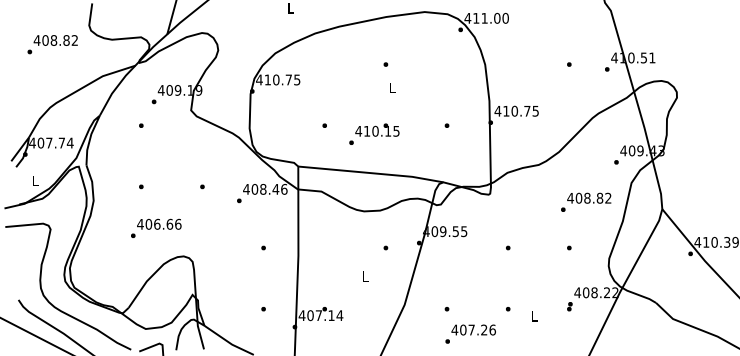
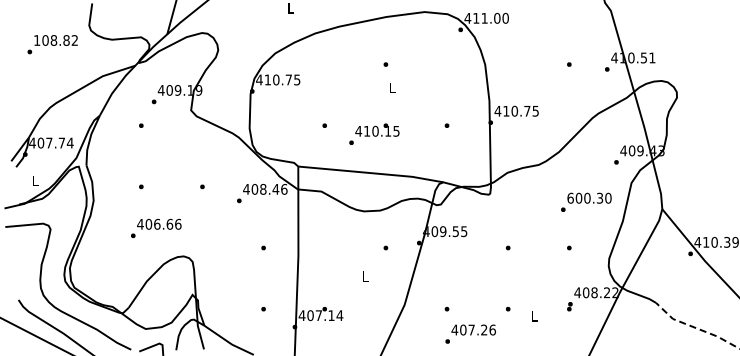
text: 408.82 -> 108.82 (36, 40)
text: 408.82 -> 600.30 (589, 197)
line: solid -> dashed (695, 328)
